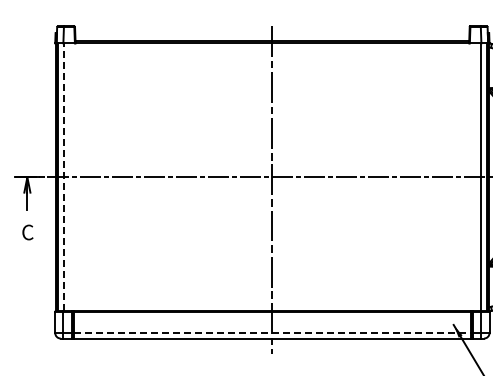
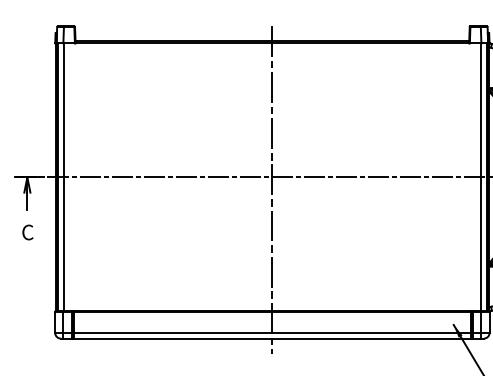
line: dashed -> solid (63, 176)
line: dashed -> solid (272, 333)
